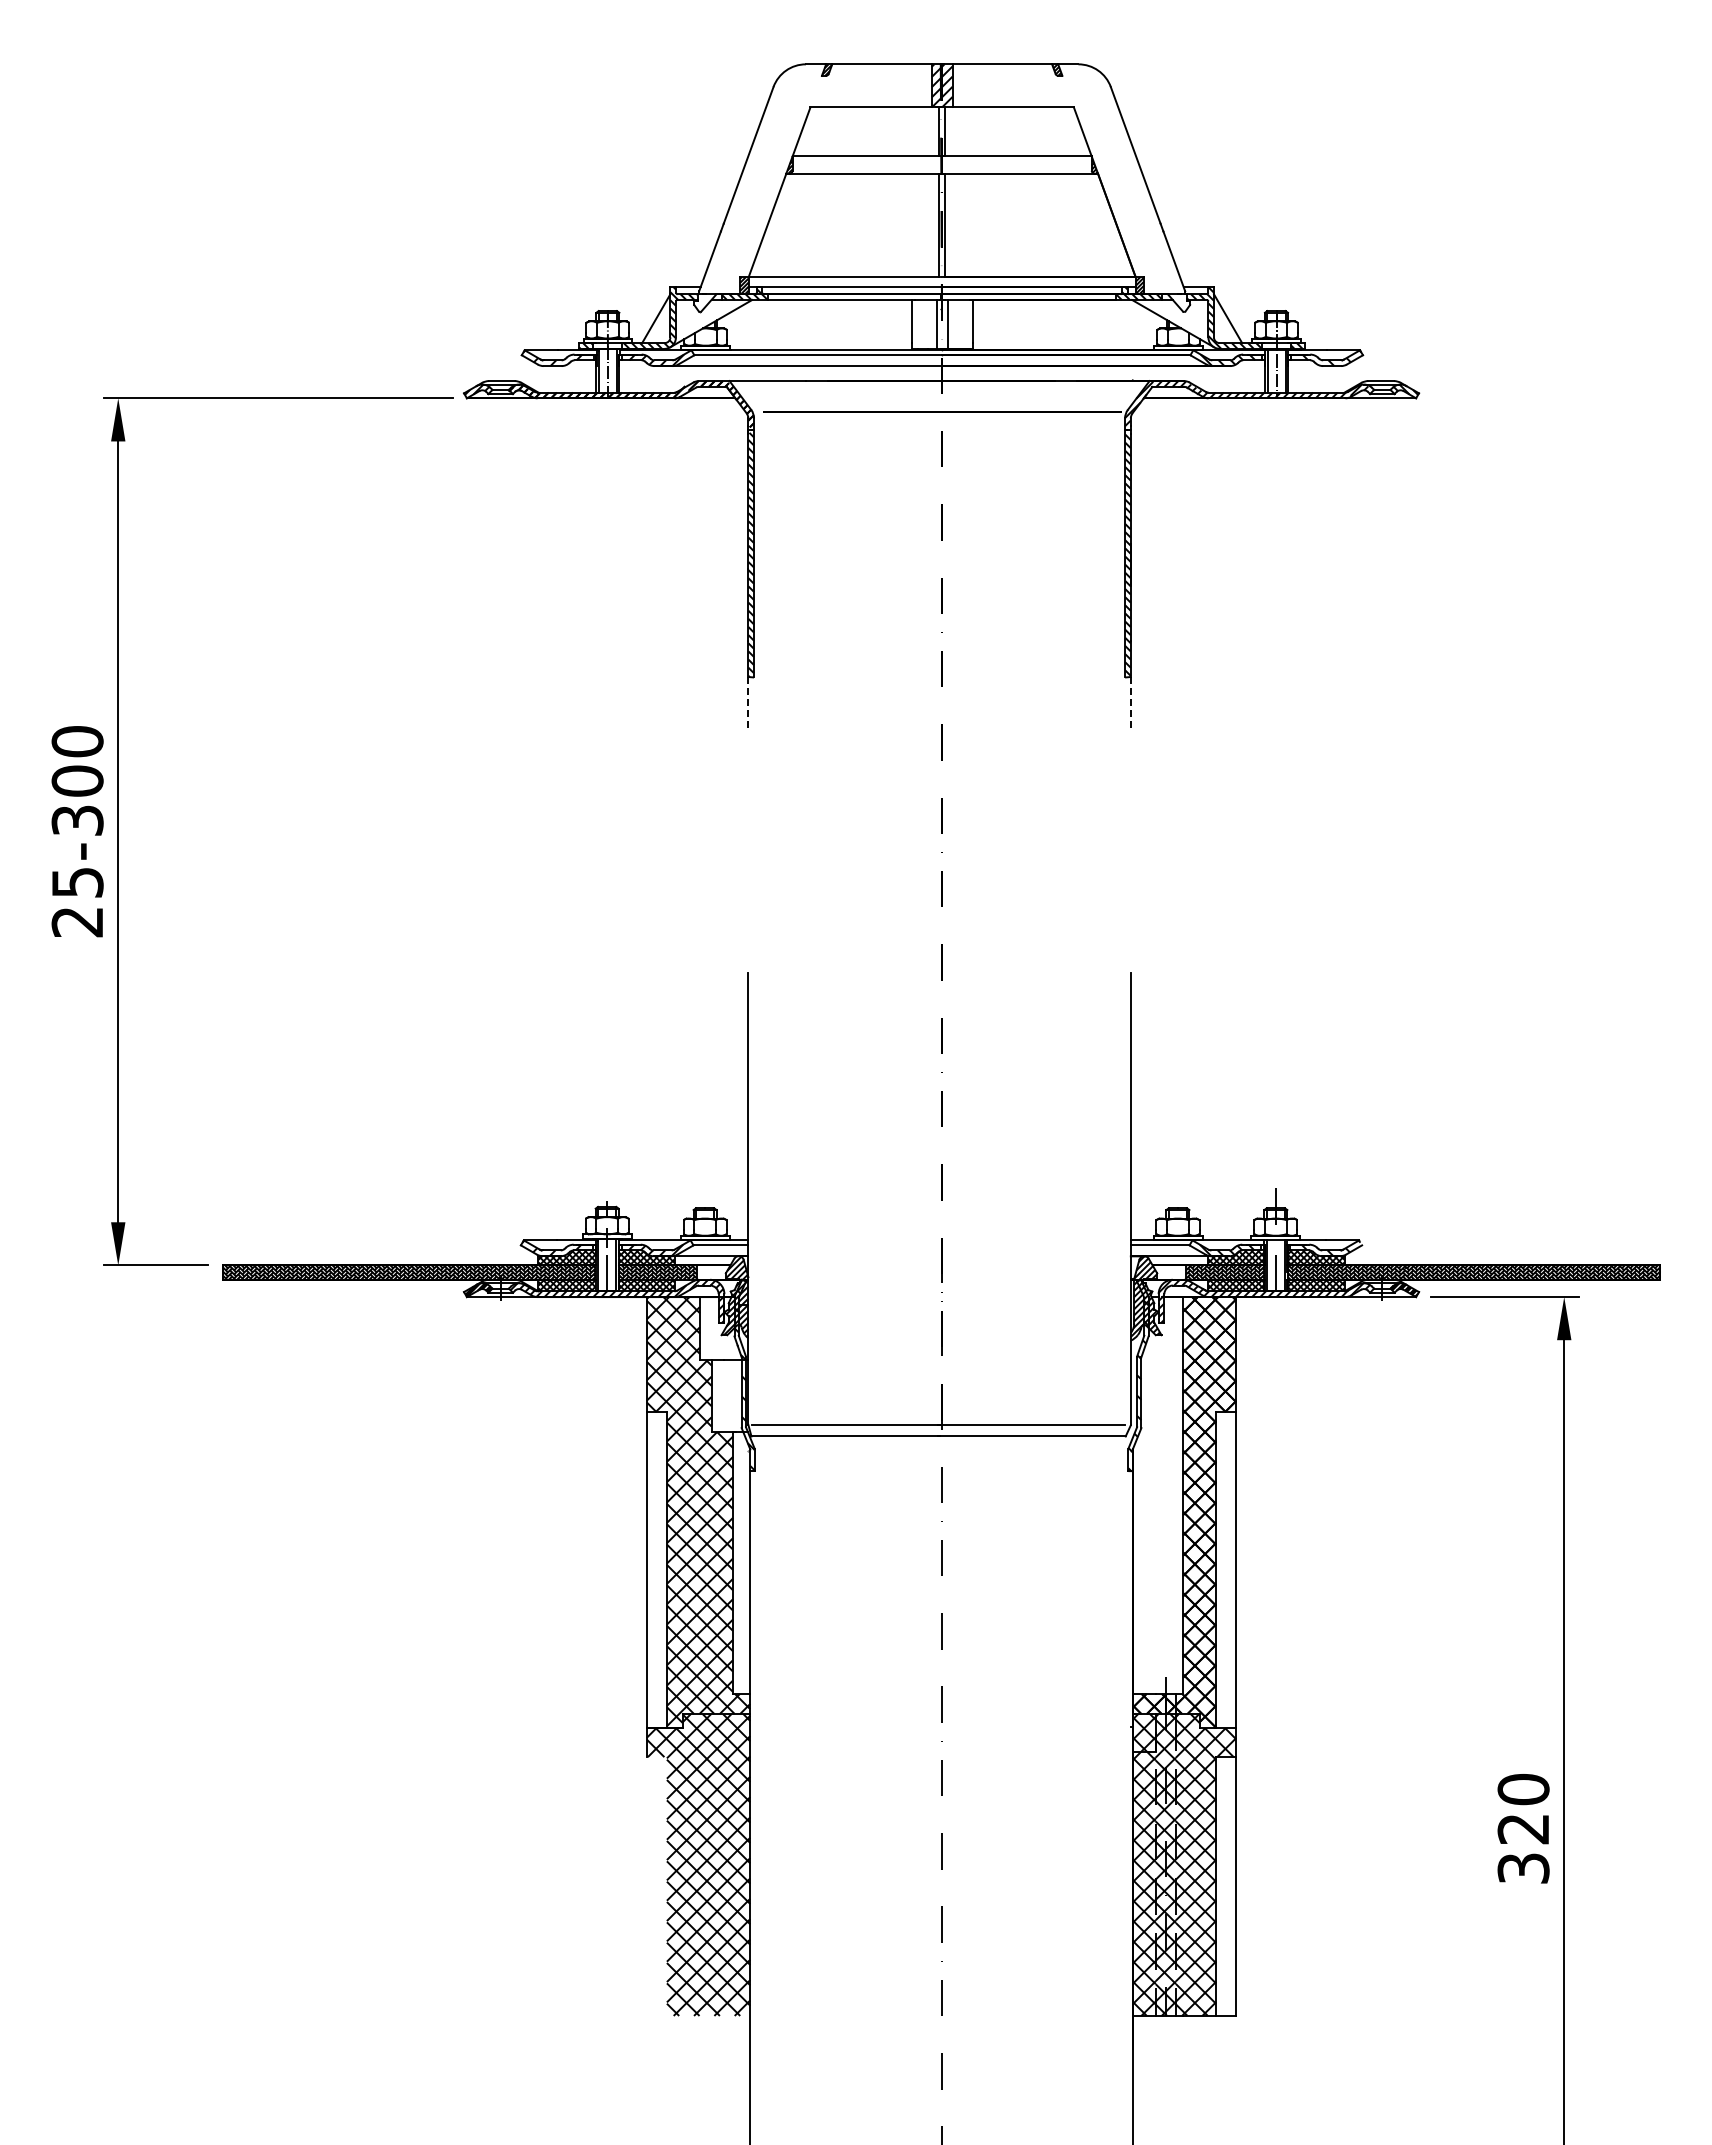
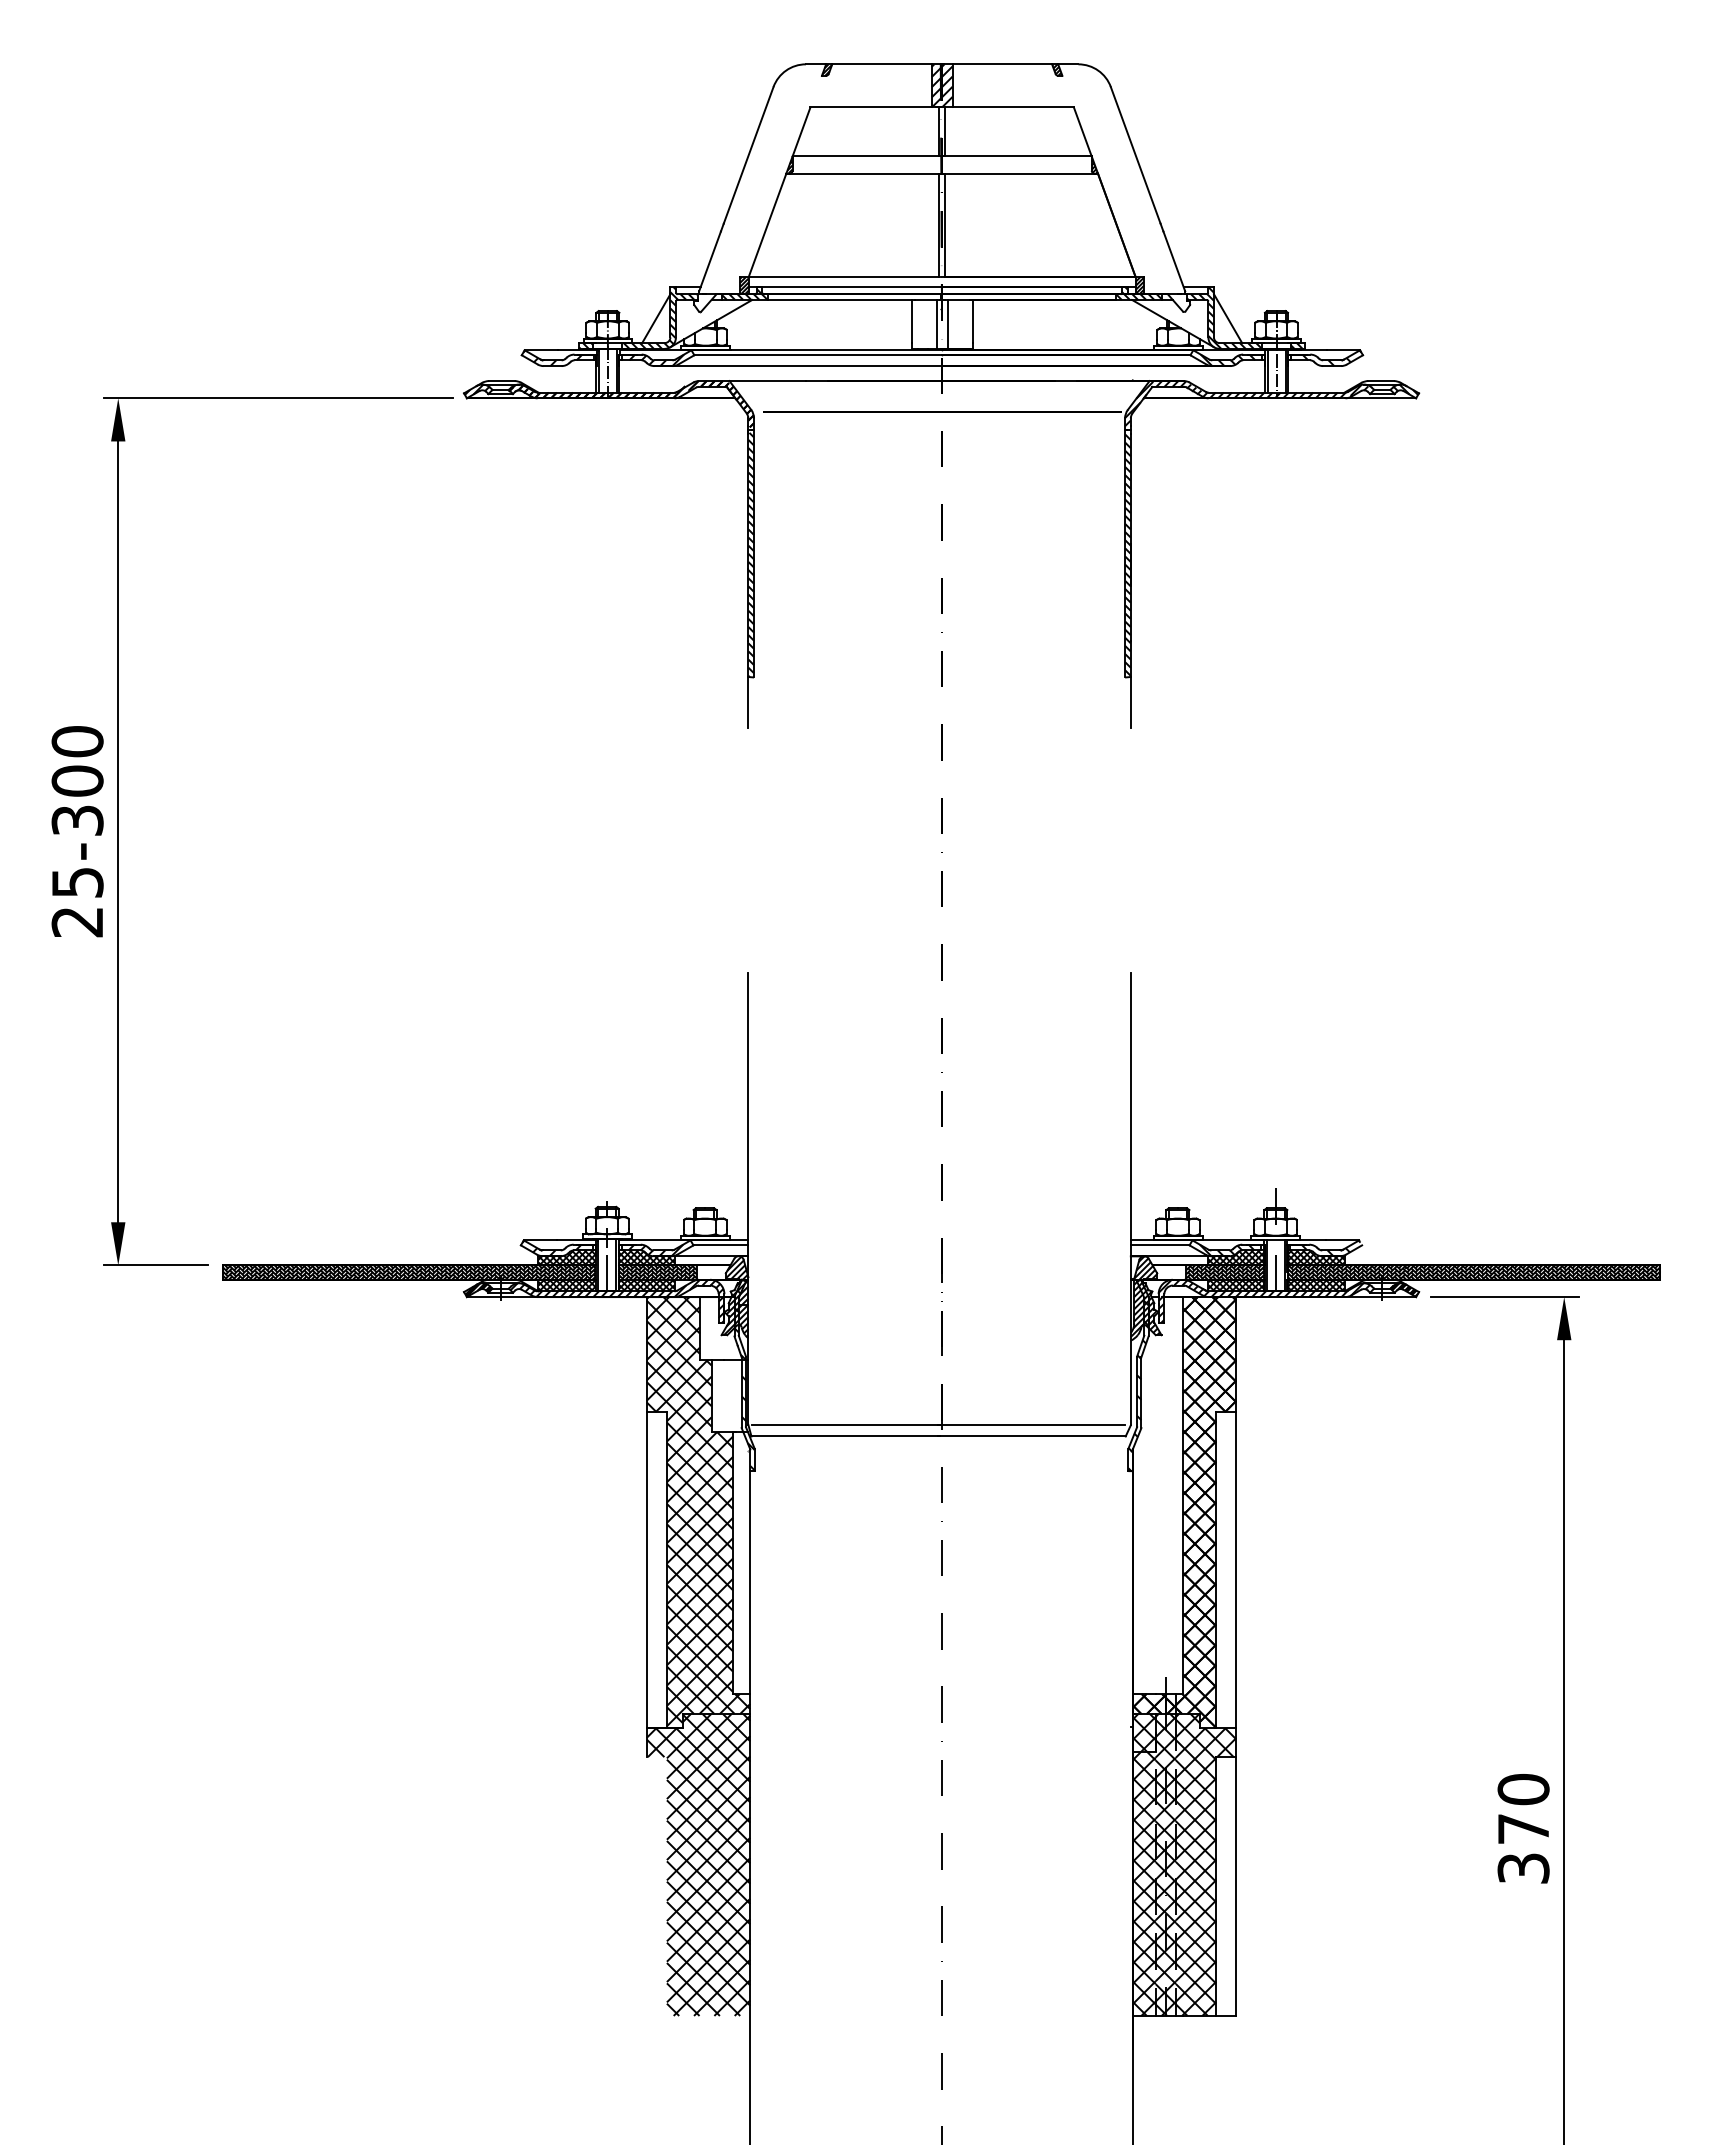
line: dashed -> solid (748, 701)
line: dashed -> solid (1130, 702)
text: 320 -> 370 (1522, 1829)
